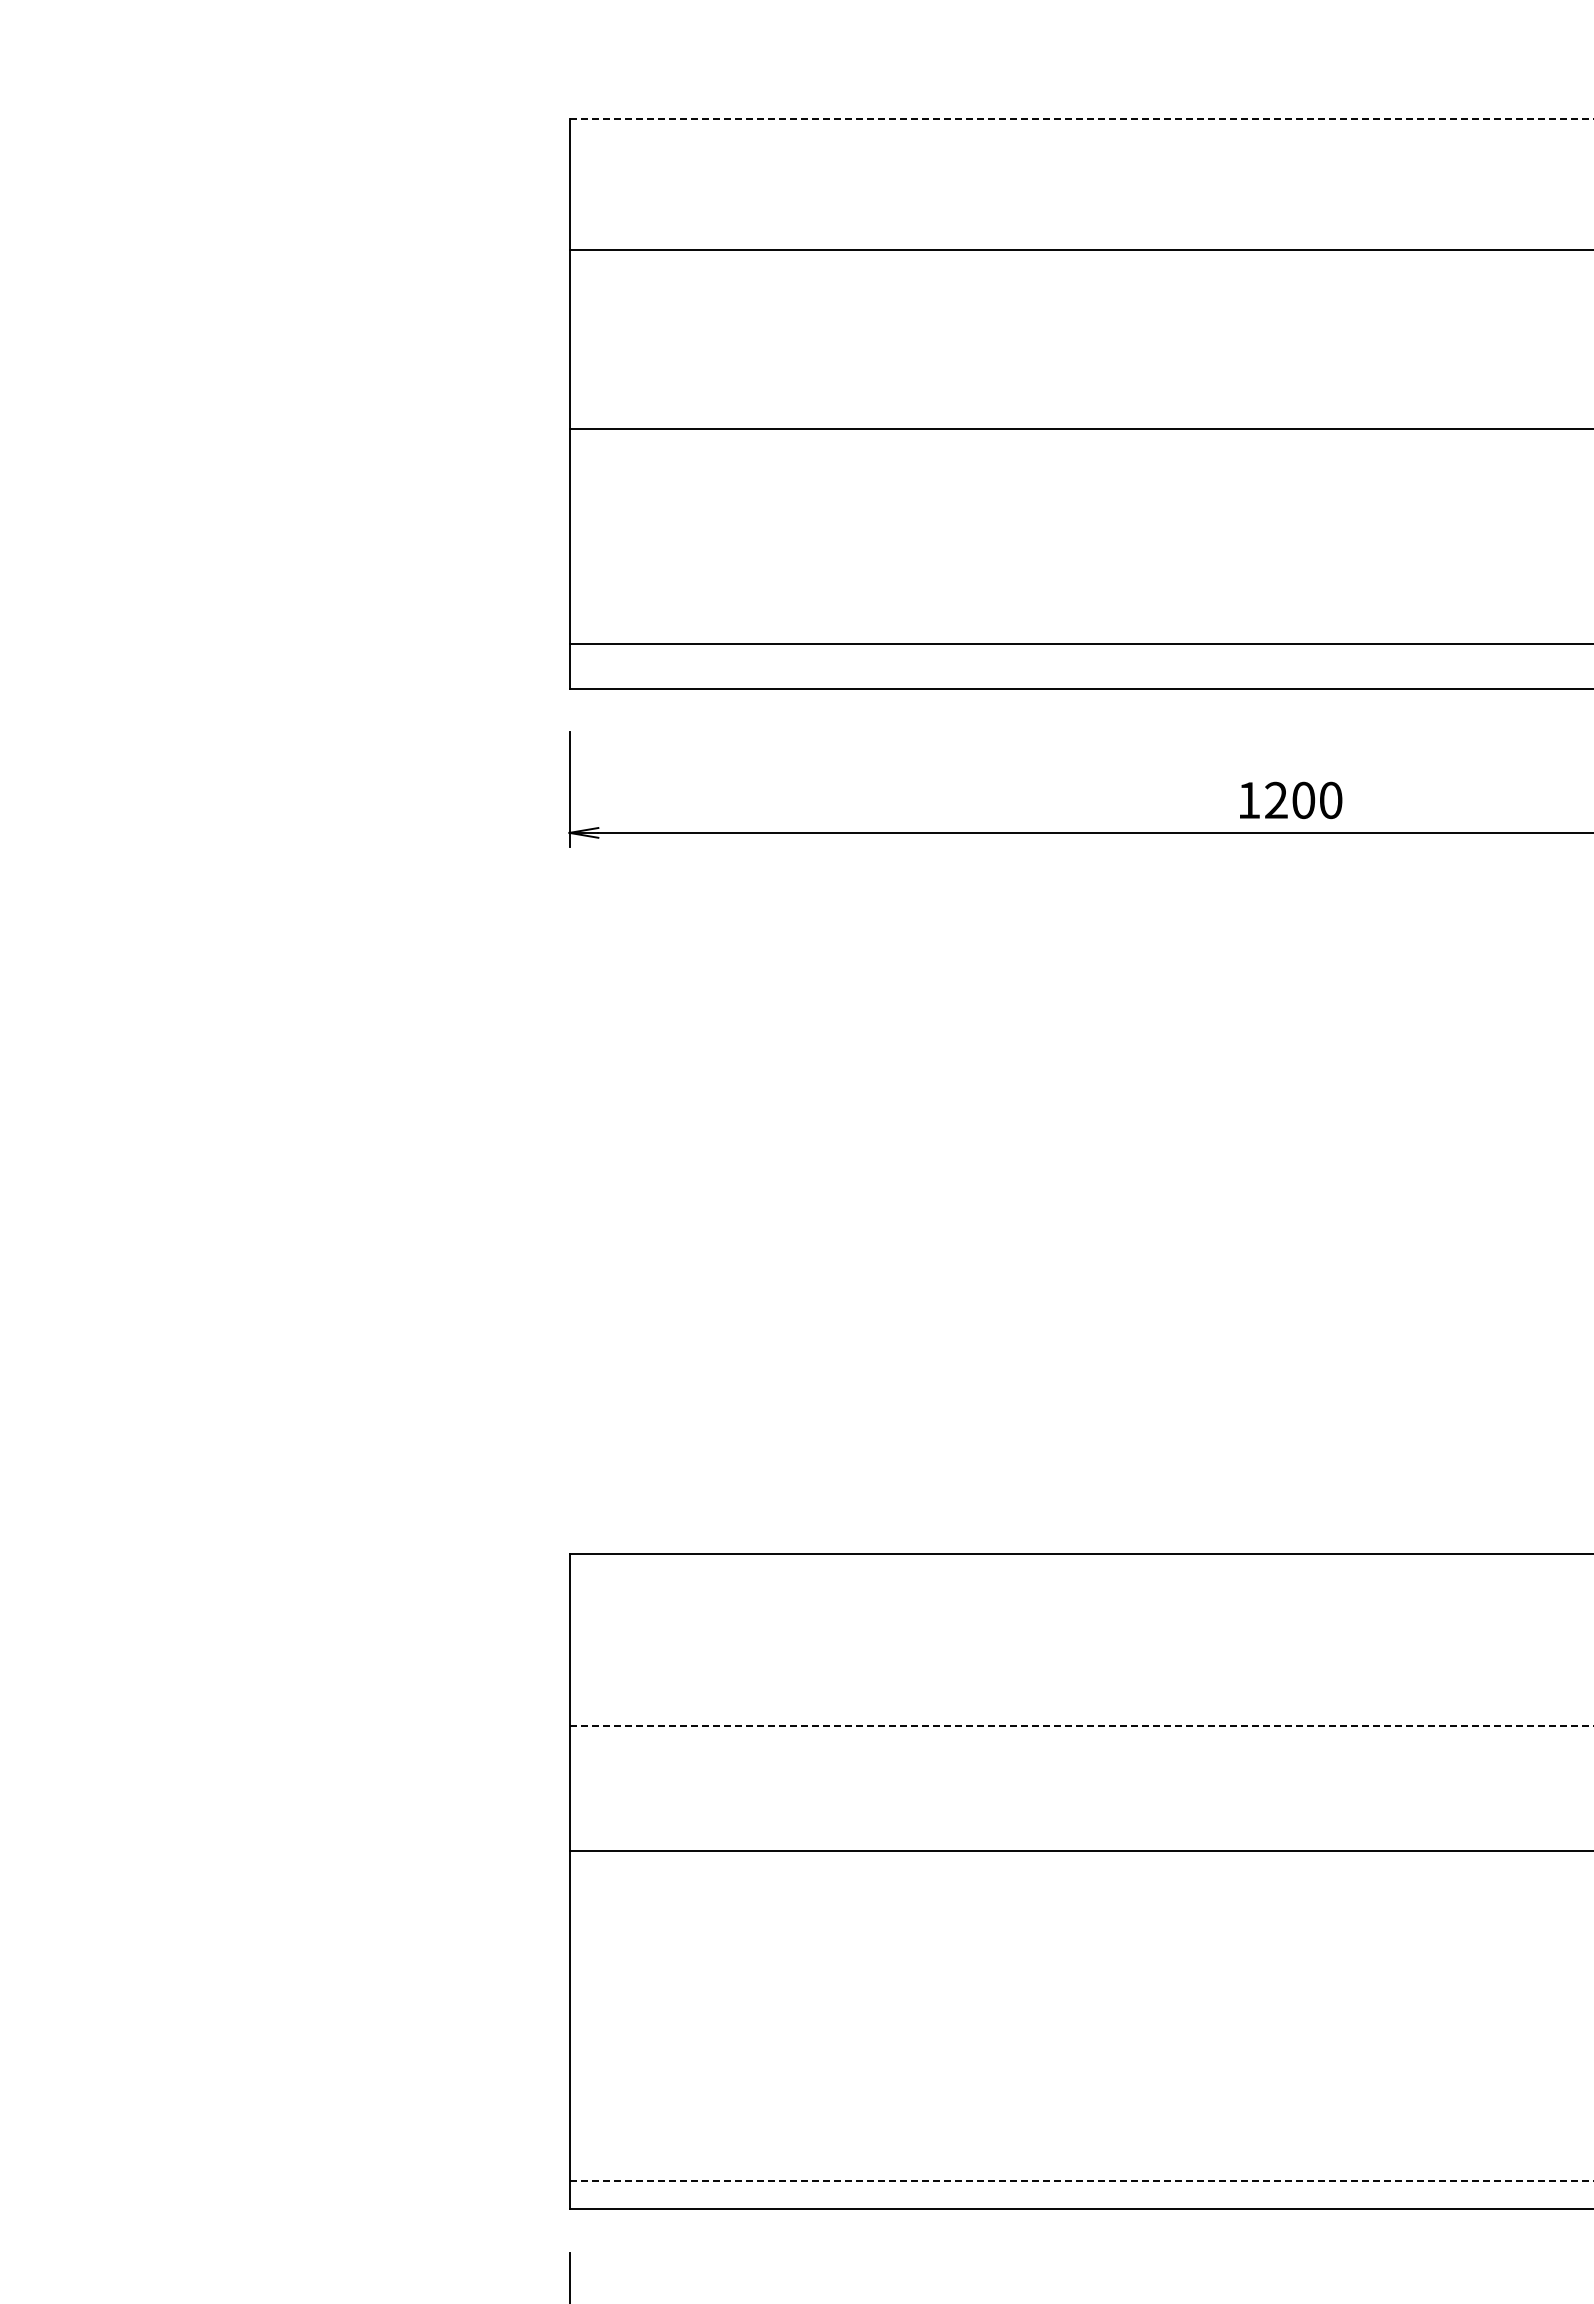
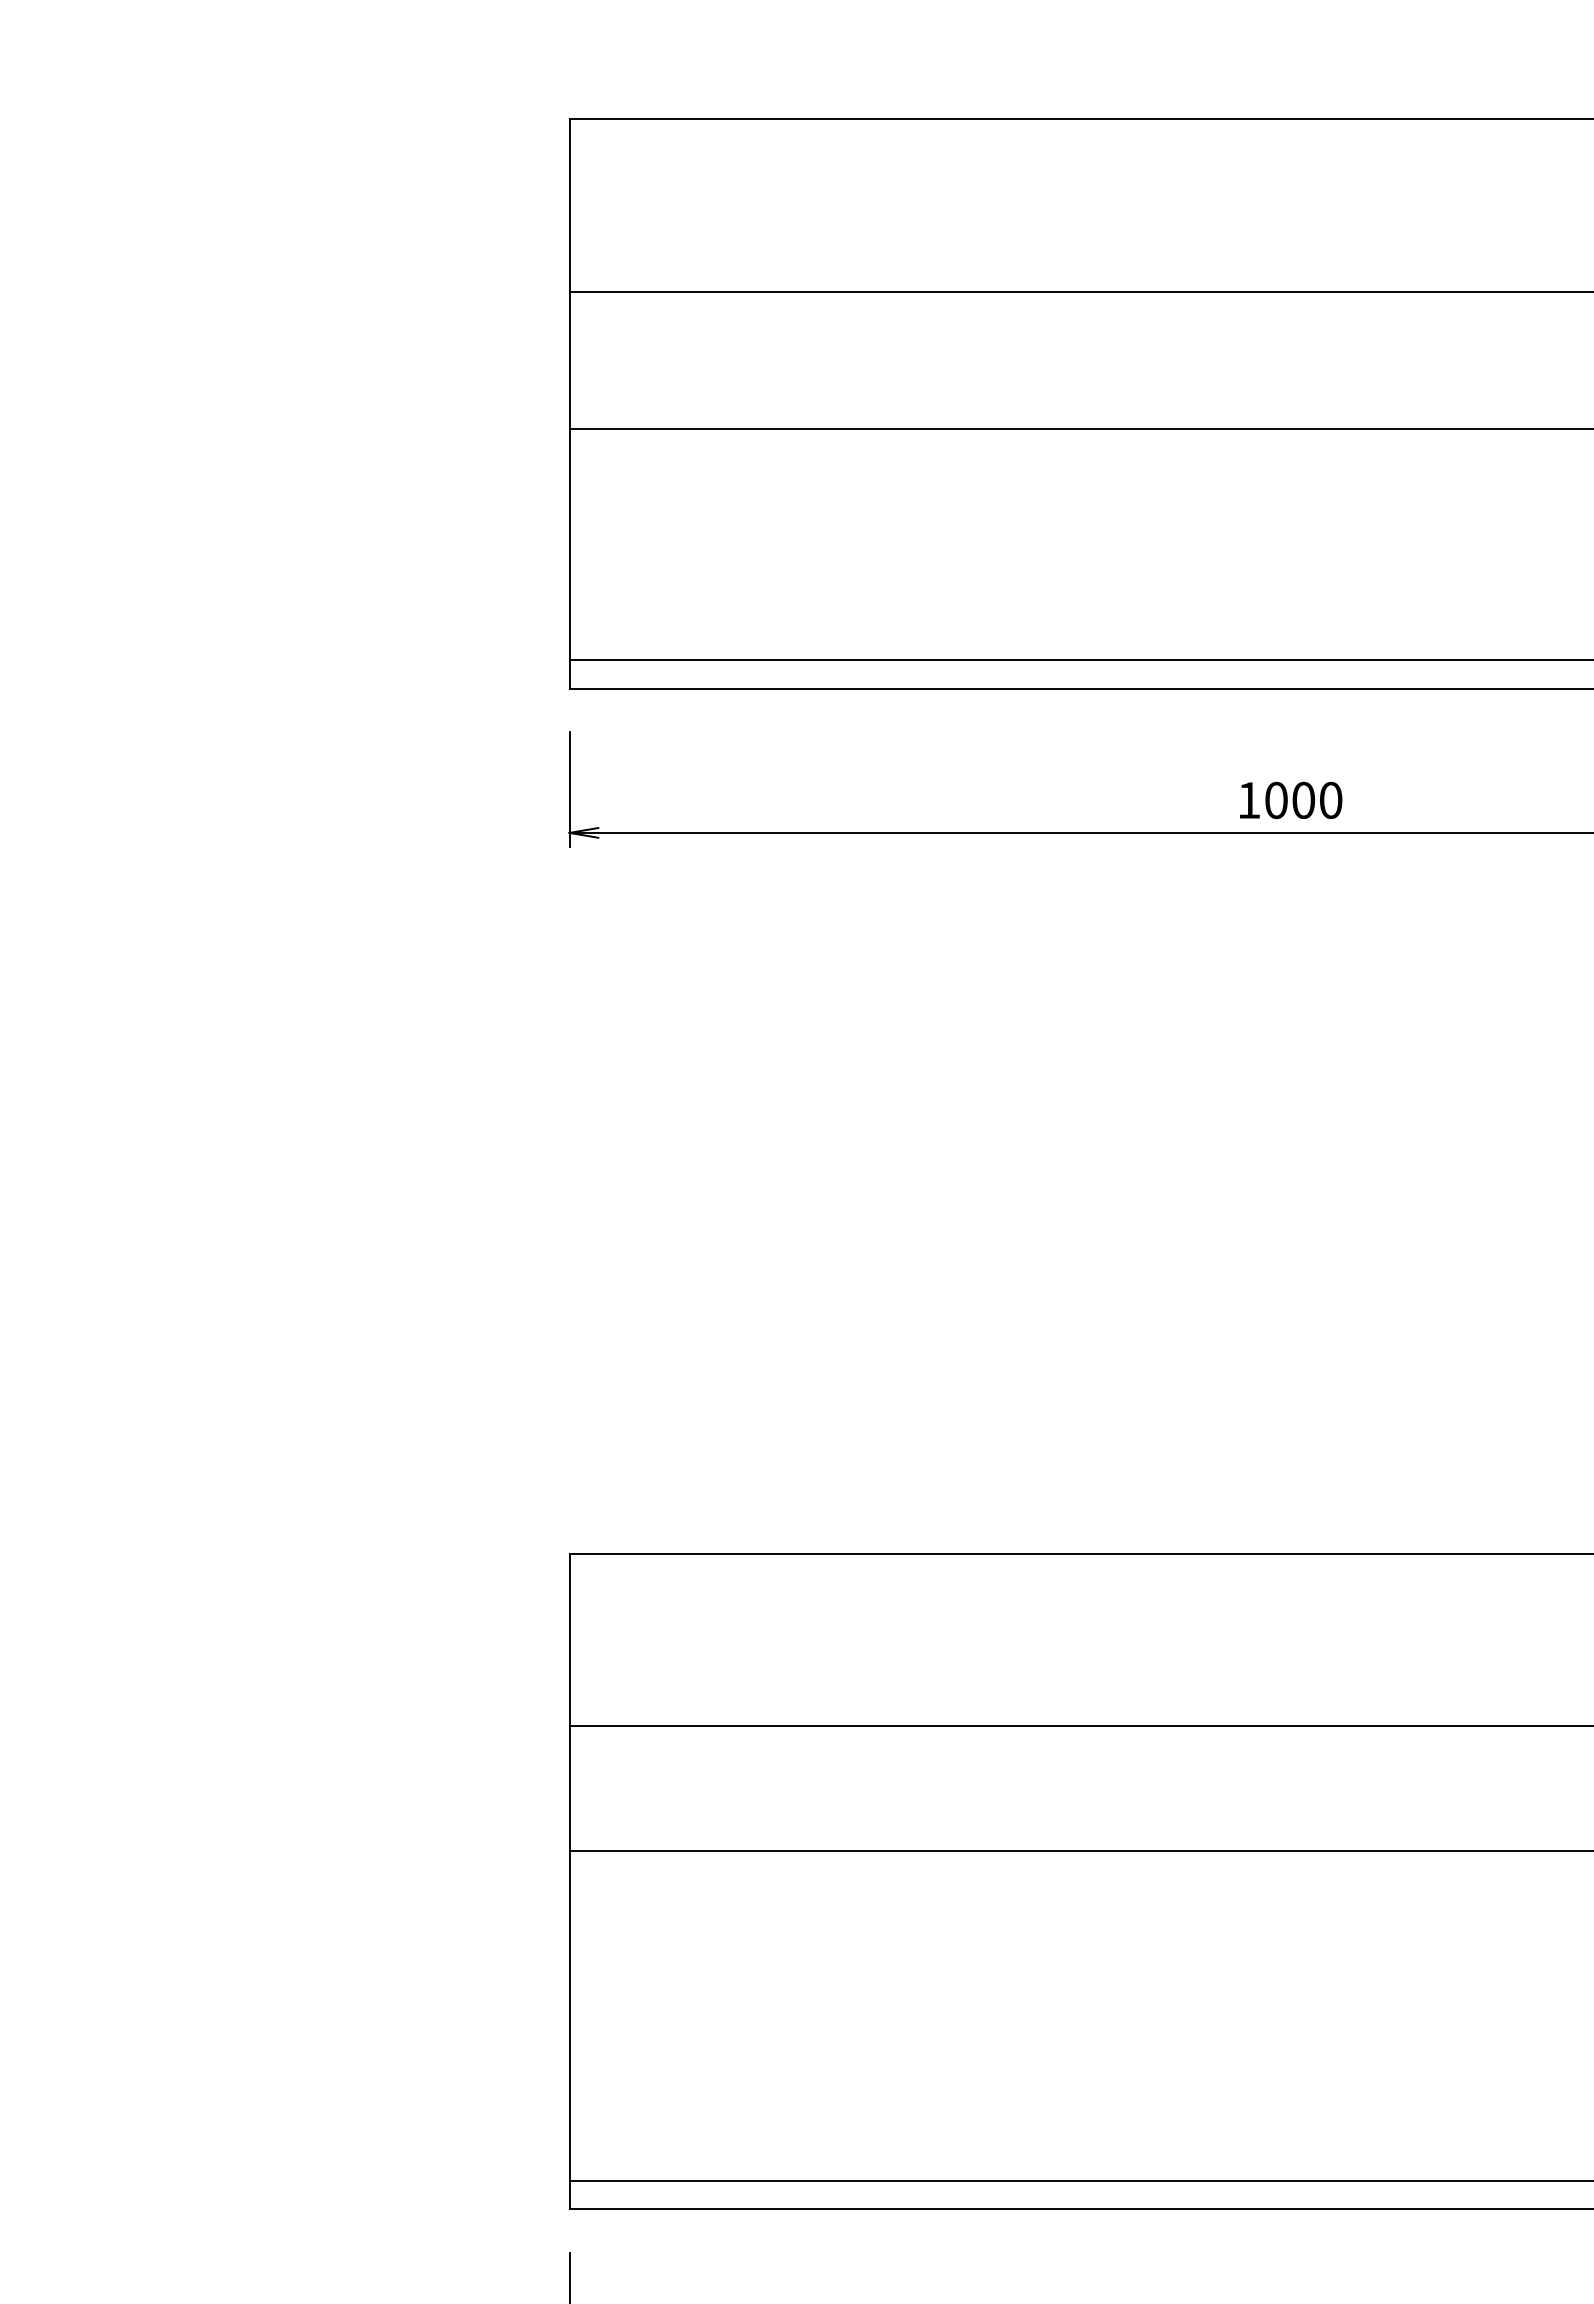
line: dashed -> solid (1081, 119)
line position: (1079, 250) -> (1079, 292) (1079, 292)
line position: (1079, 643) -> (1079, 659) (1079, 659)
text: 1200 -> 1000 (1276, 800)
line: dashed -> solid (1081, 1725)
line: dashed -> solid (1081, 2180)
